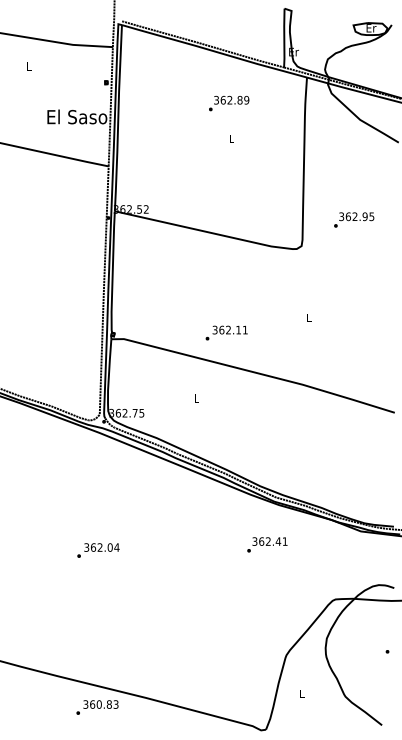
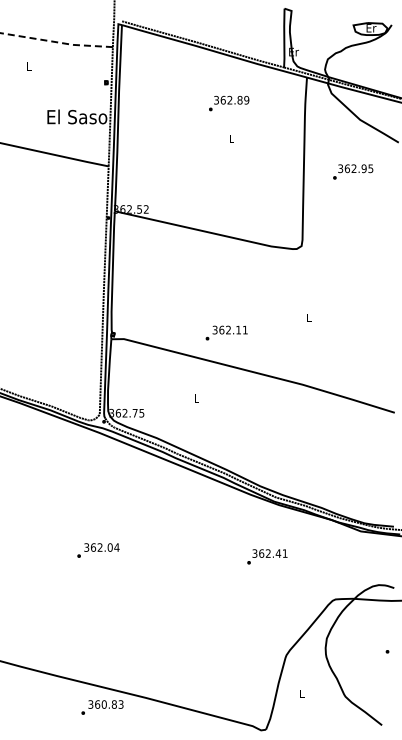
line: solid -> dashed (56, 42)
text position: (354, 219) -> (353, 171) (353, 171)
text position: (267, 544) -> (267, 556) (267, 556)
text position: (97, 707) -> (102, 707) (102, 707)
